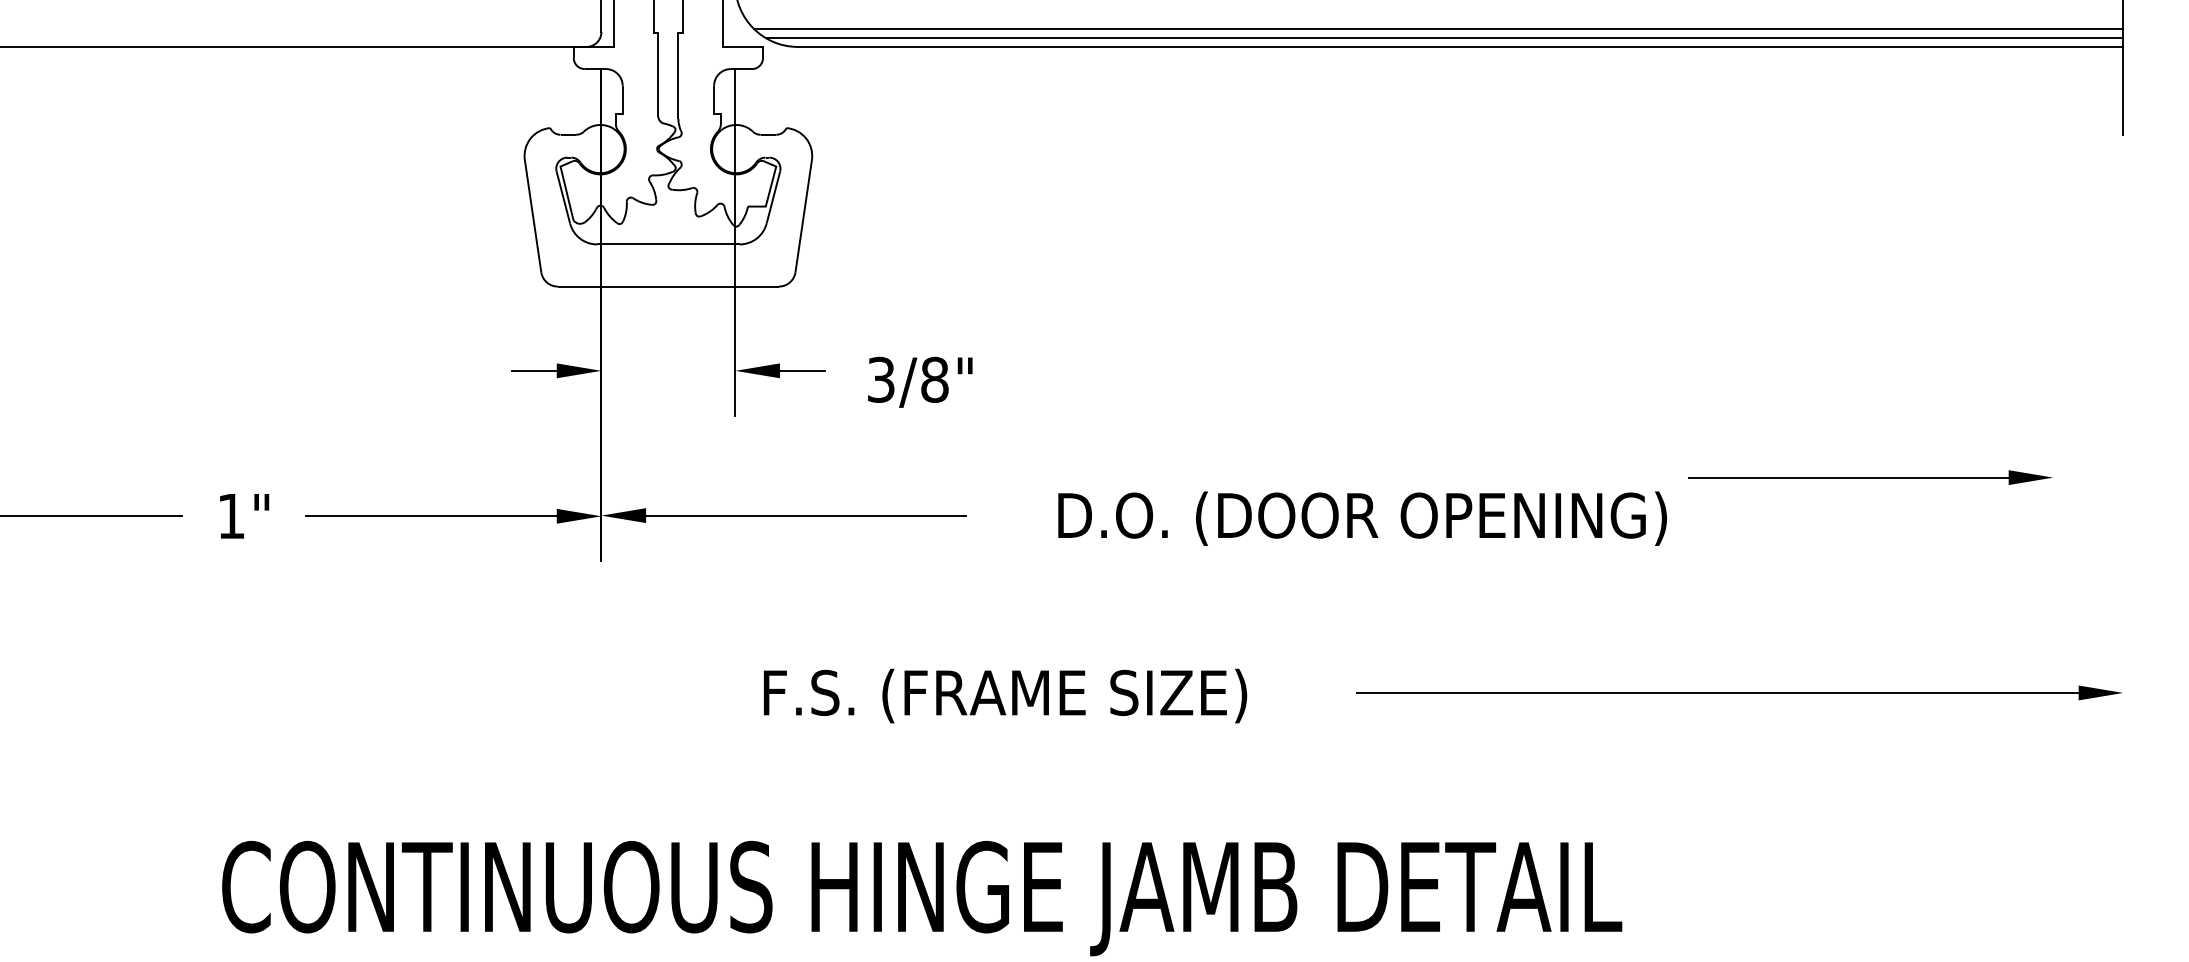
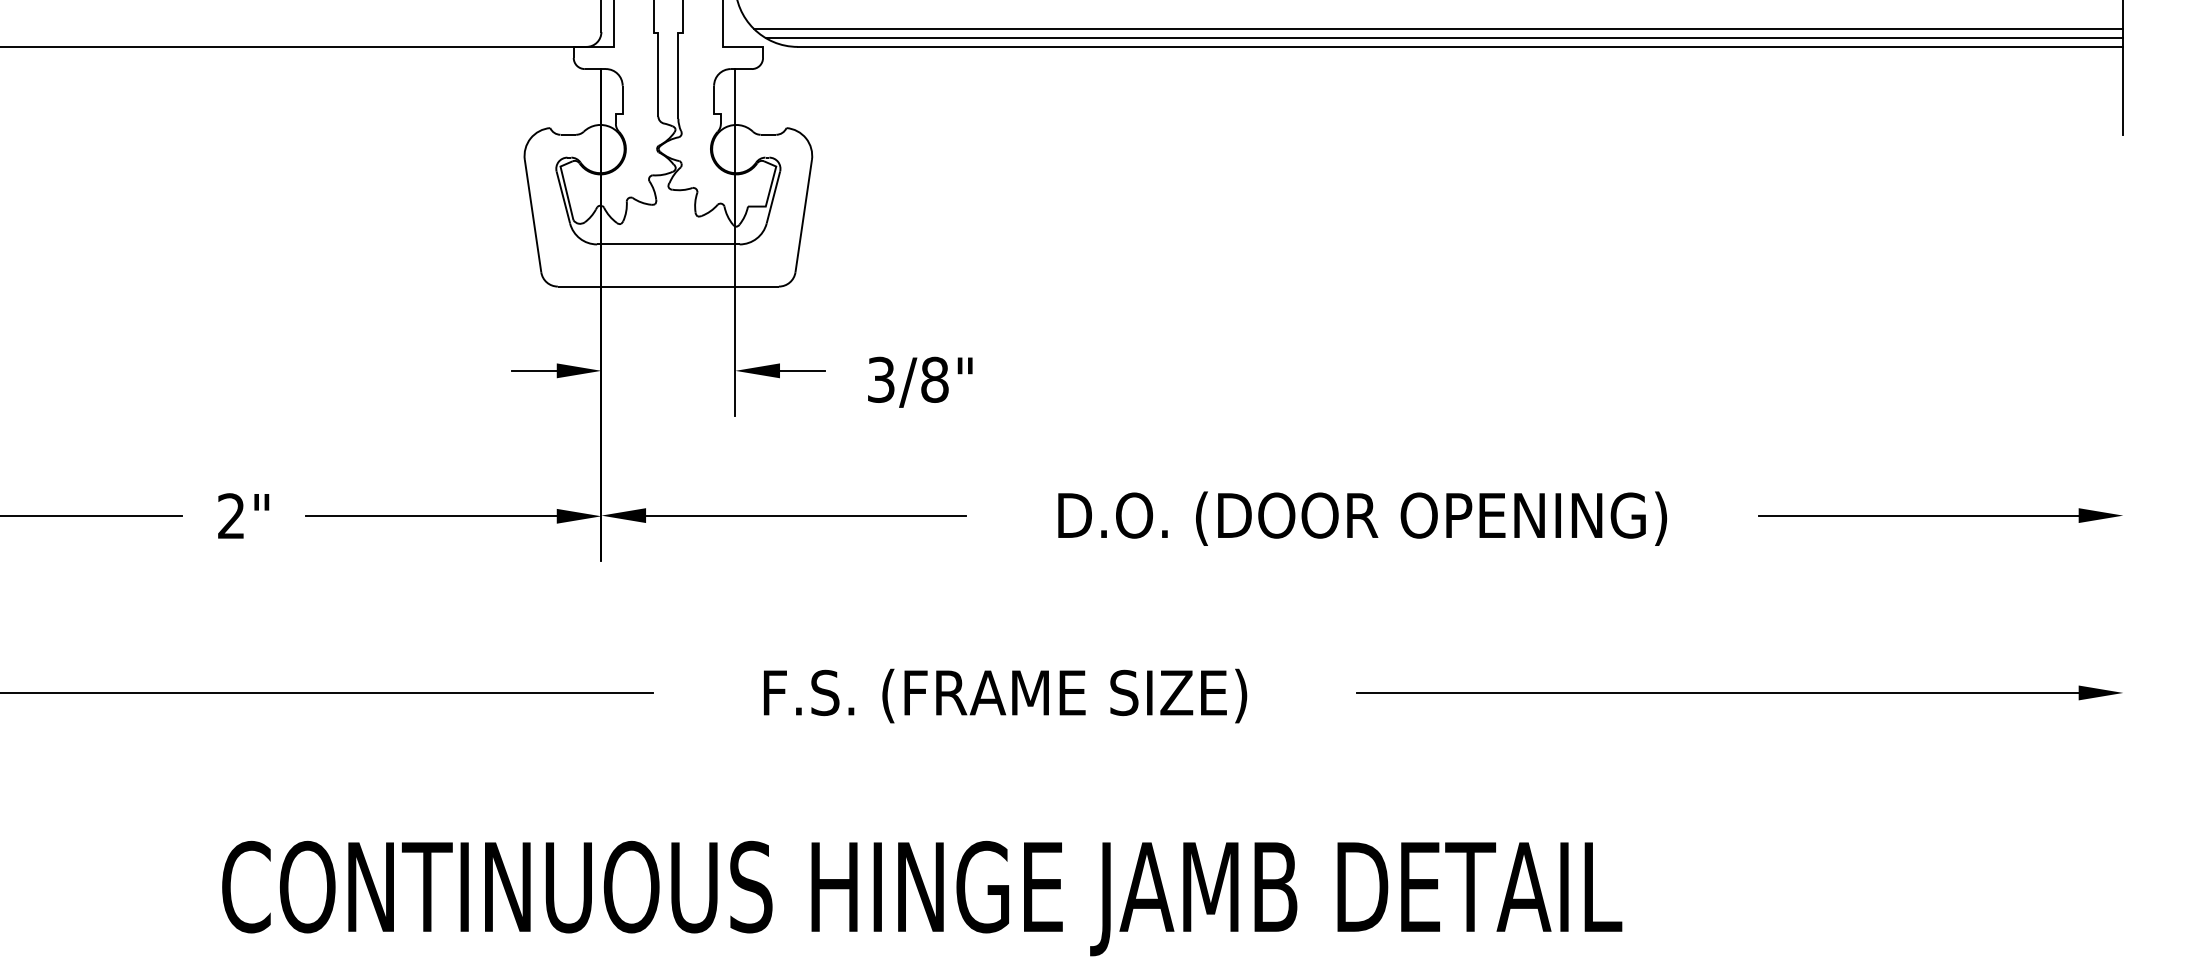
part position: (1870, 477) -> (1940, 515) (1940, 515)
text: 1" -> 2" (230, 515)
line: none -> present (327, 692)
